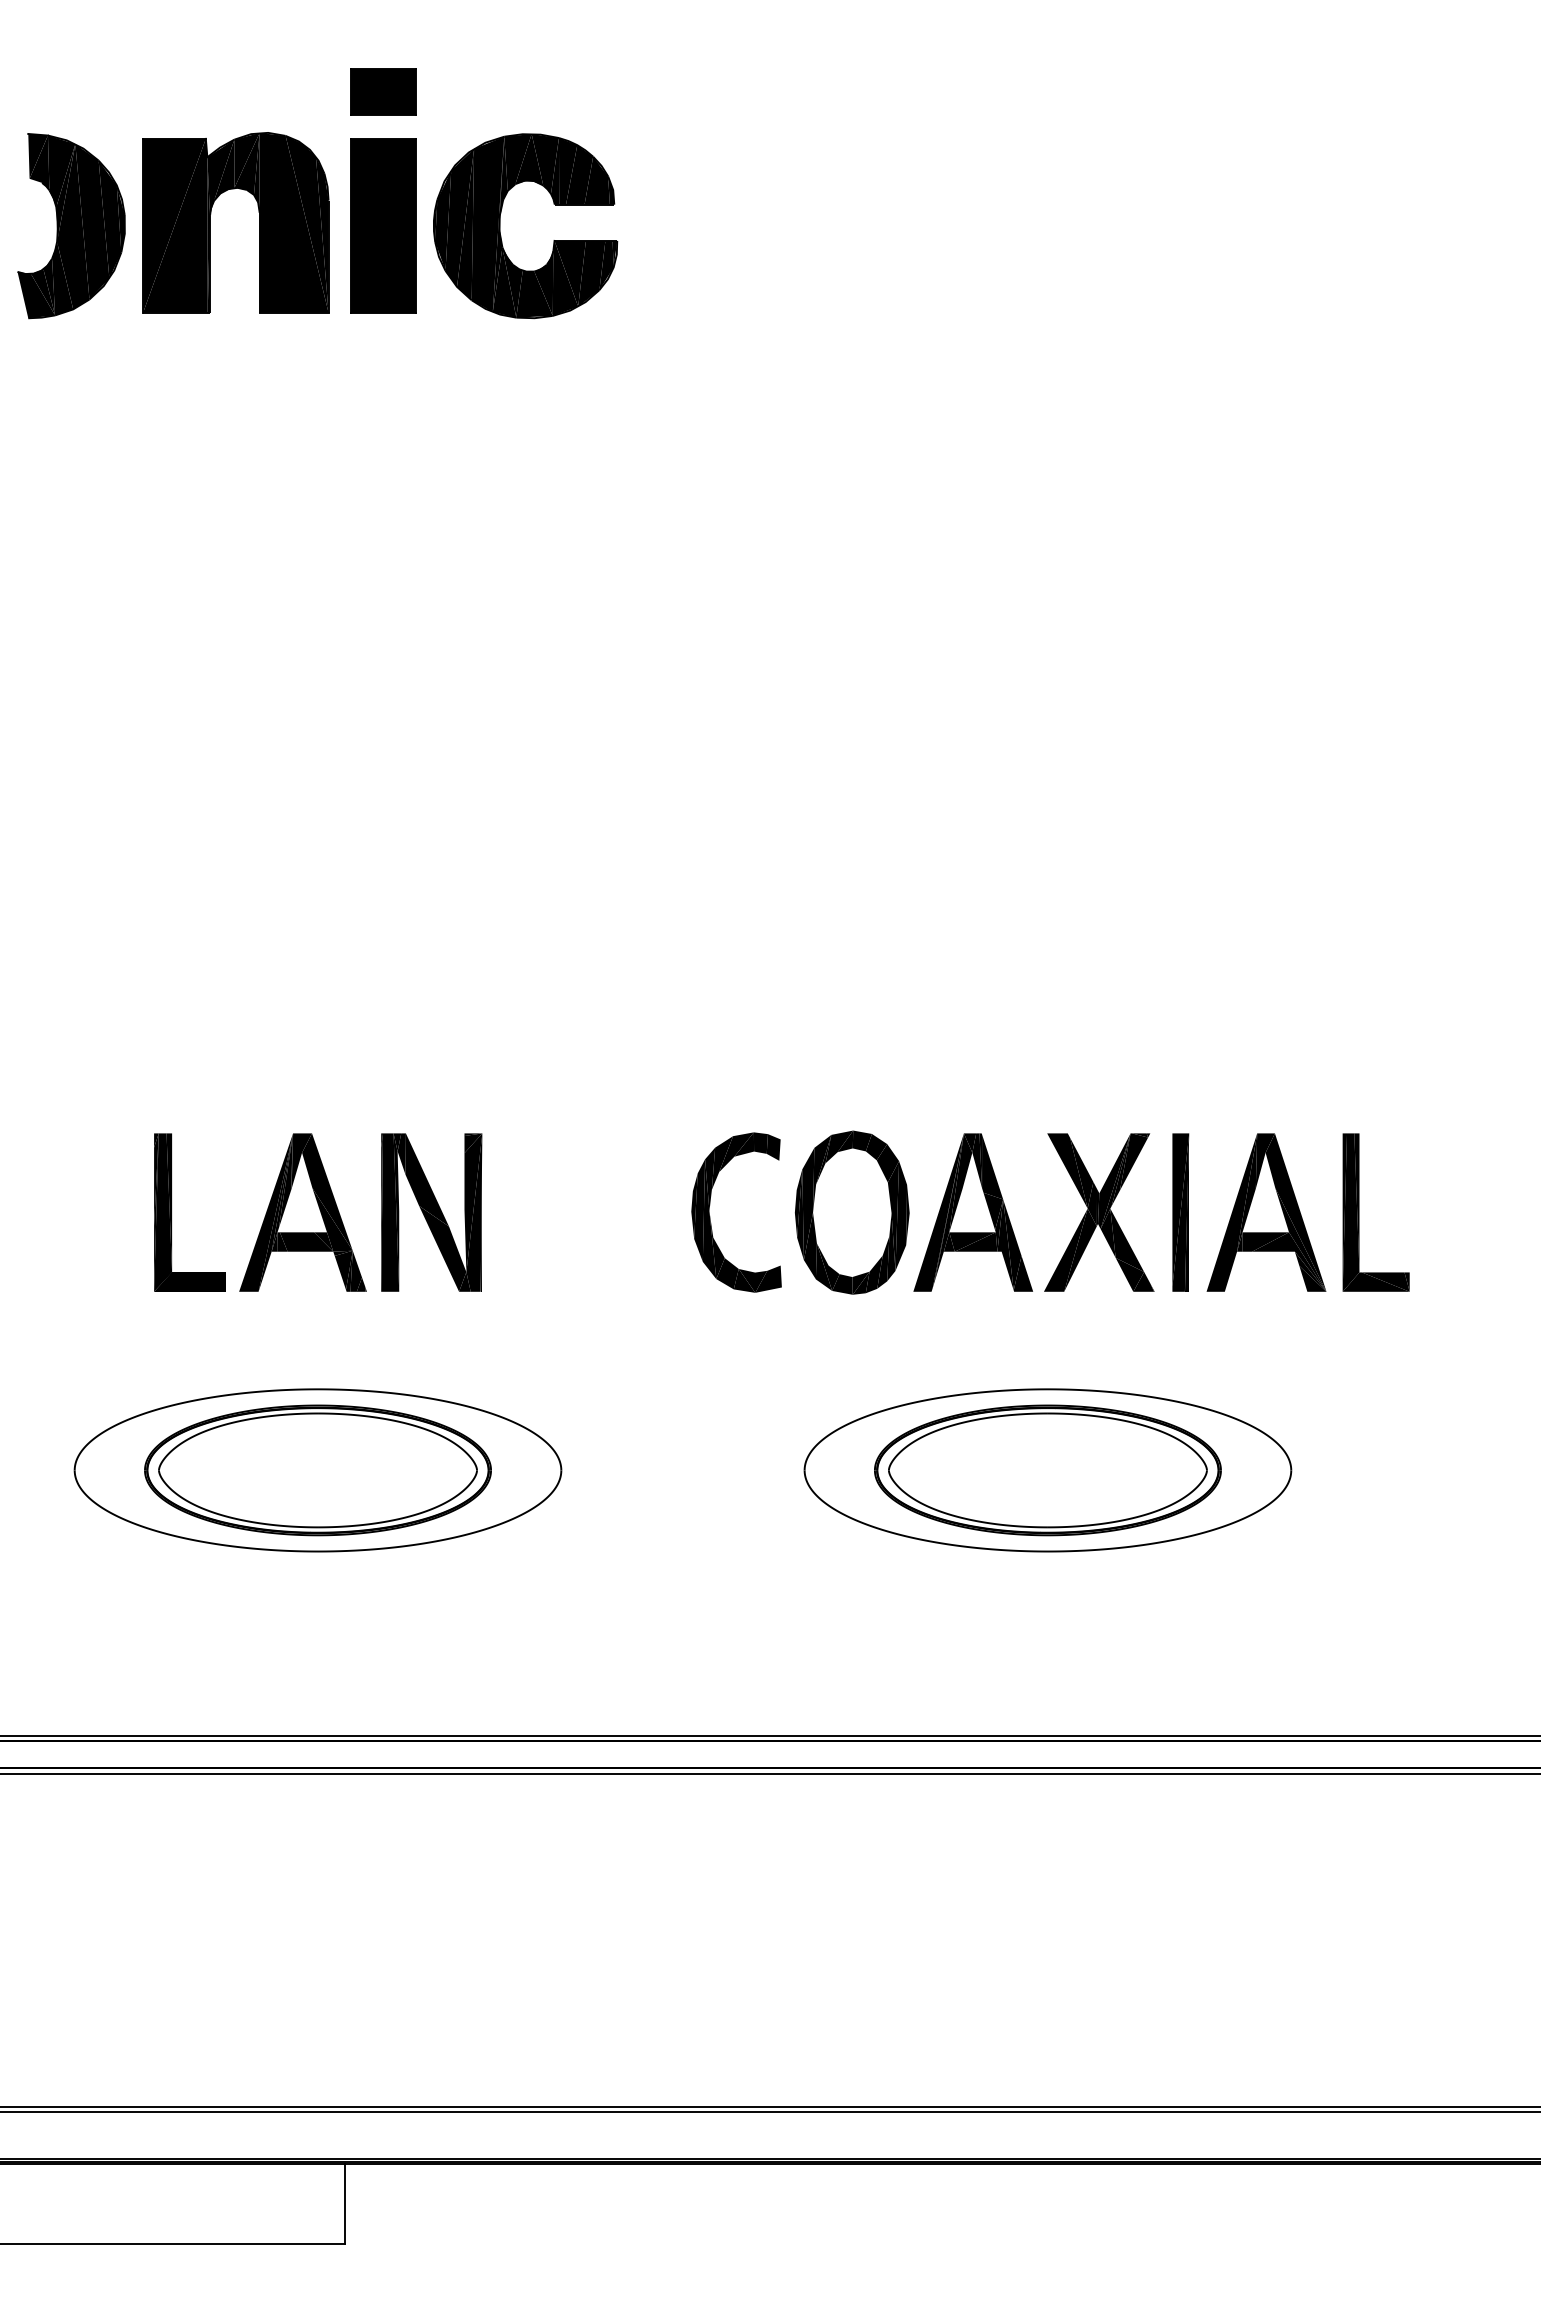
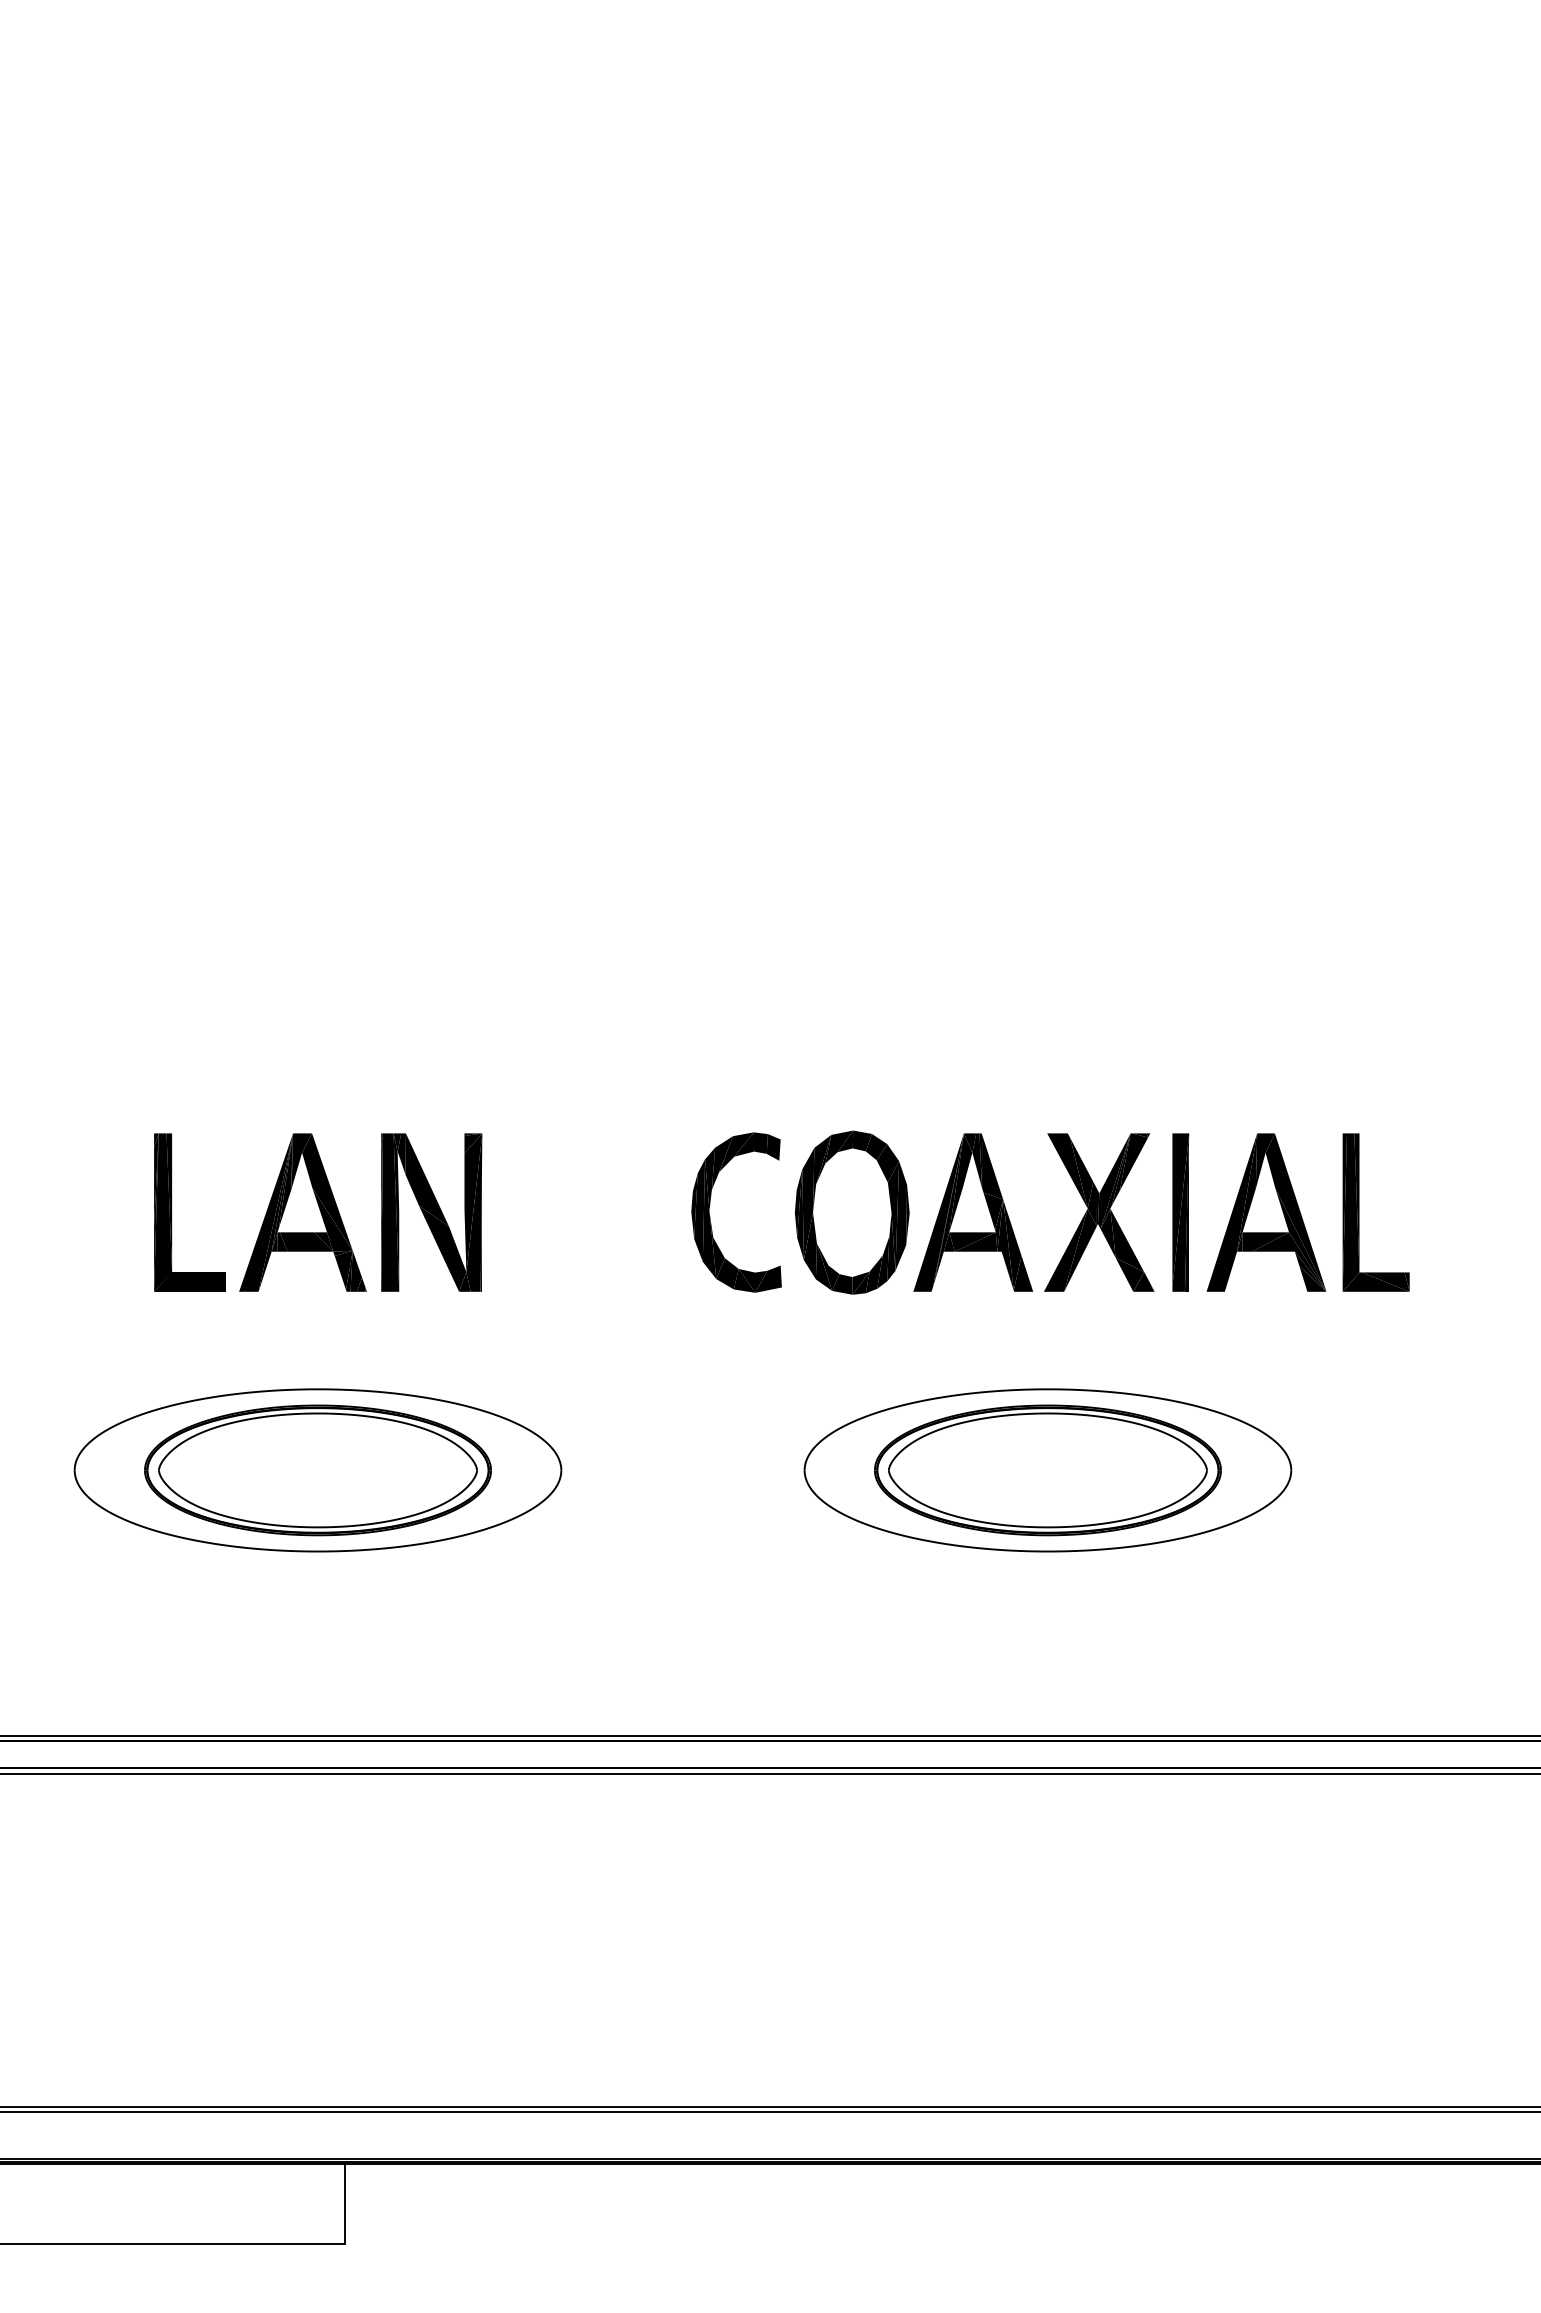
part: present -> none (317, 193)
